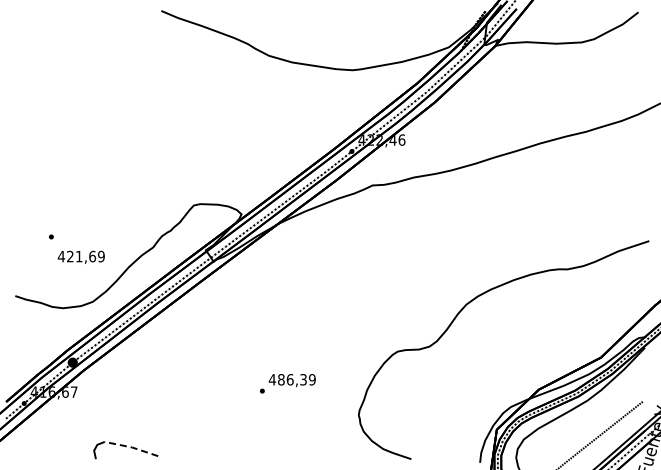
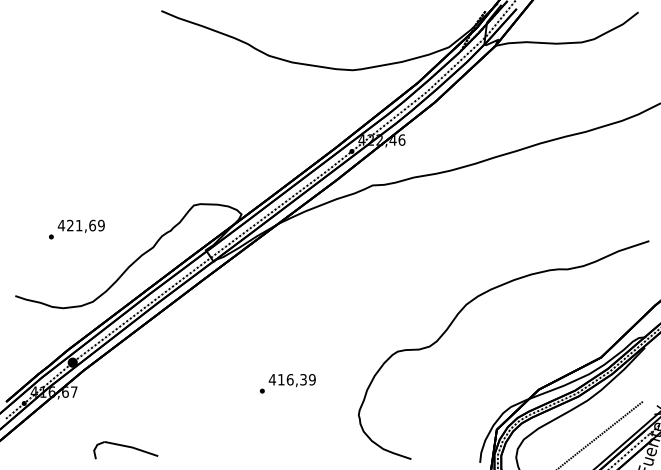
text position: (80, 256) -> (80, 225) (80, 225)
text: 486,39 -> 416,39 (281, 379)
line: dashed -> solid (132, 447)
